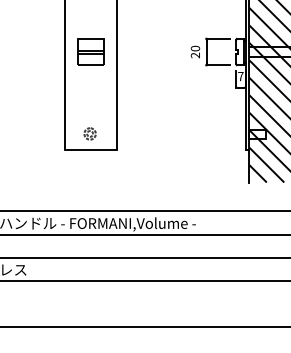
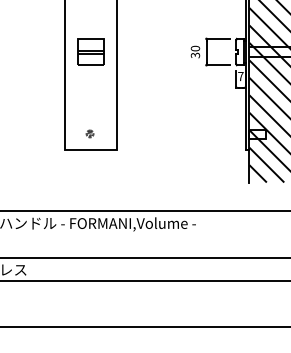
text: 20 -> 30 (196, 55)
part size: 14x14 px -> 10x10 px (89, 133)
line: present -> none (144, 234)
